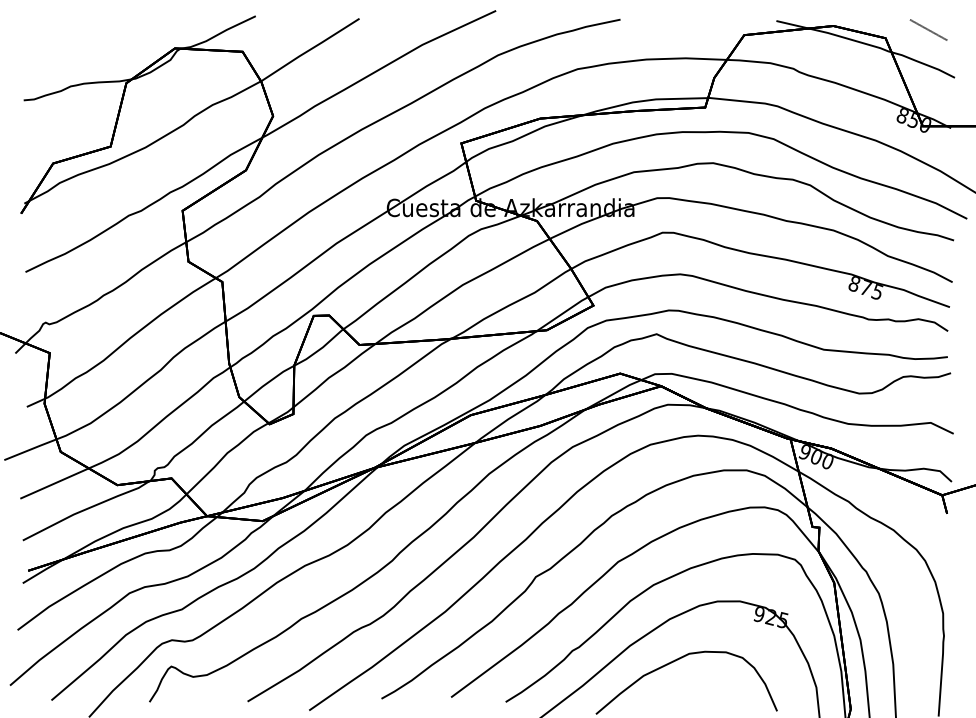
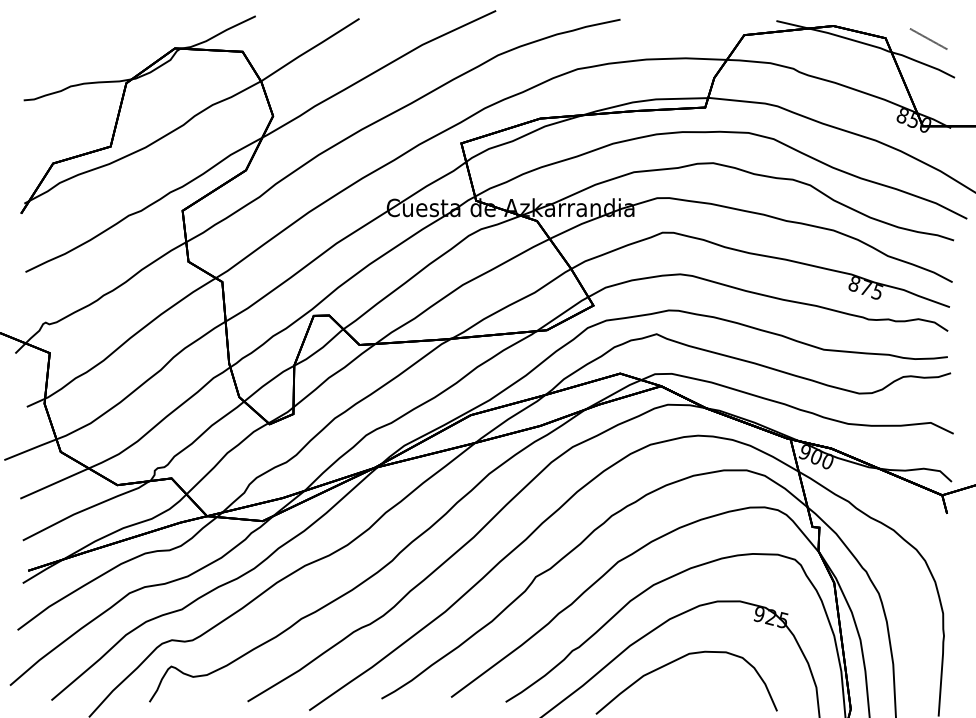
line position: (928, 29) -> (928, 38) (928, 38)
